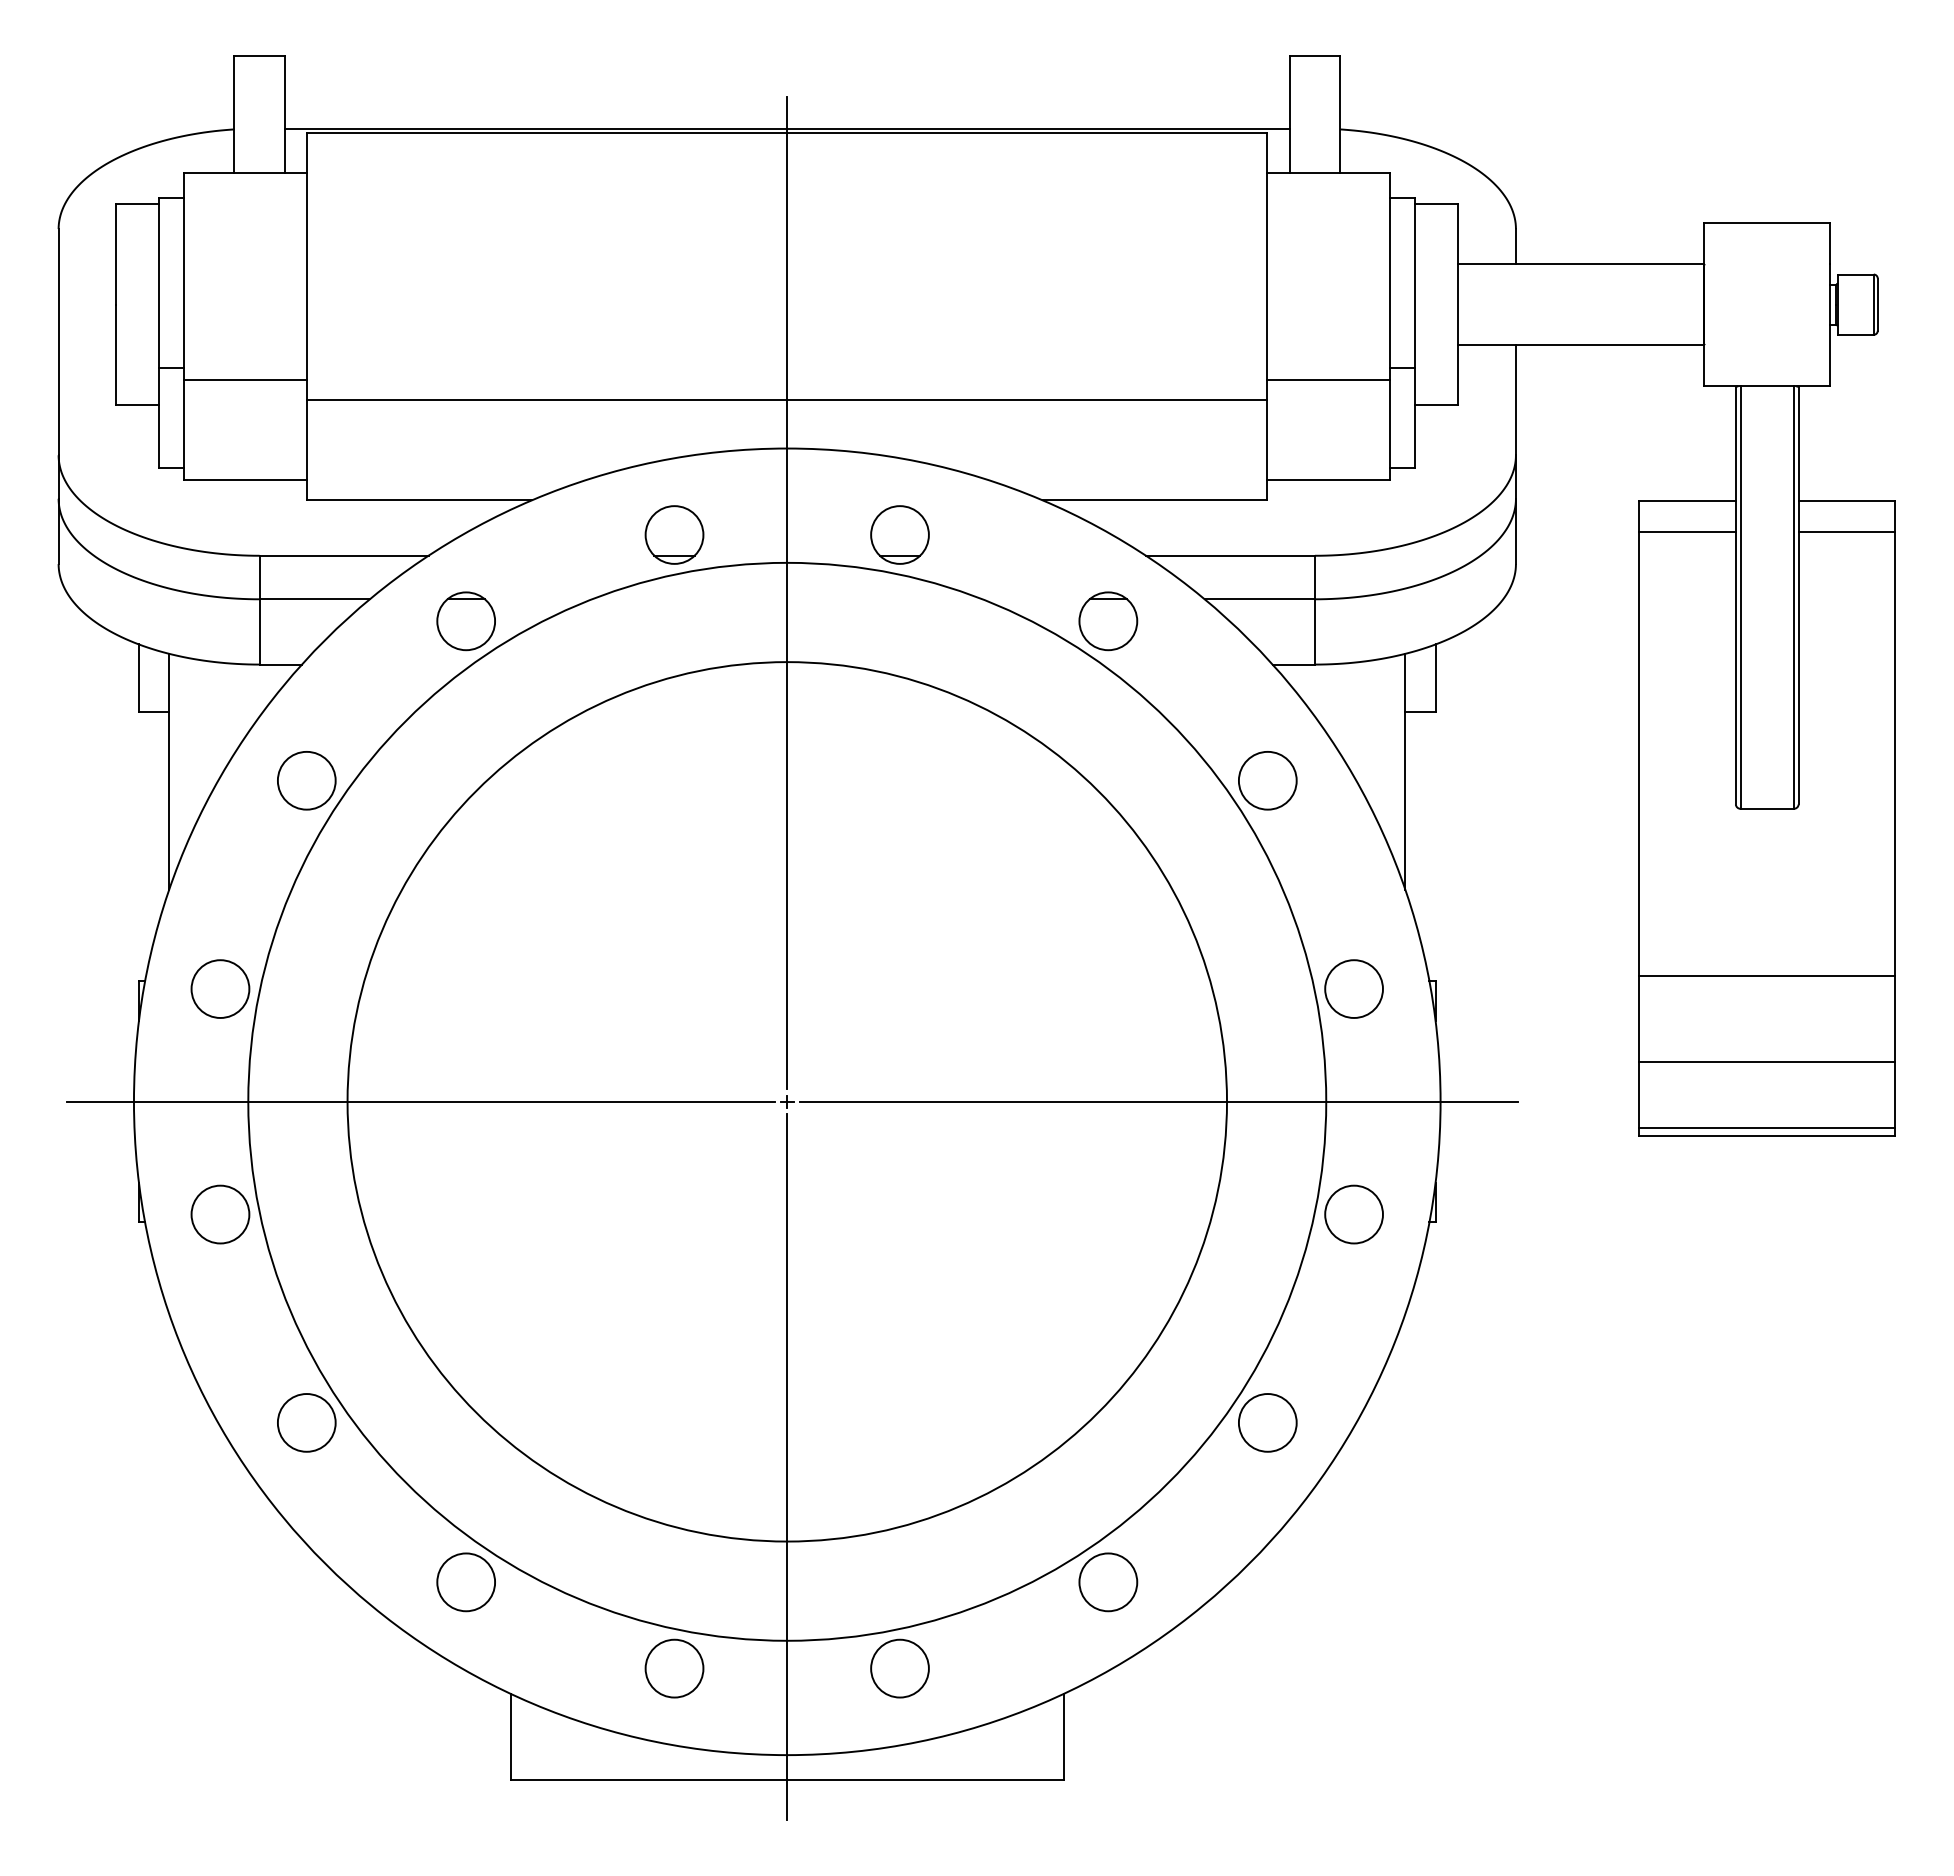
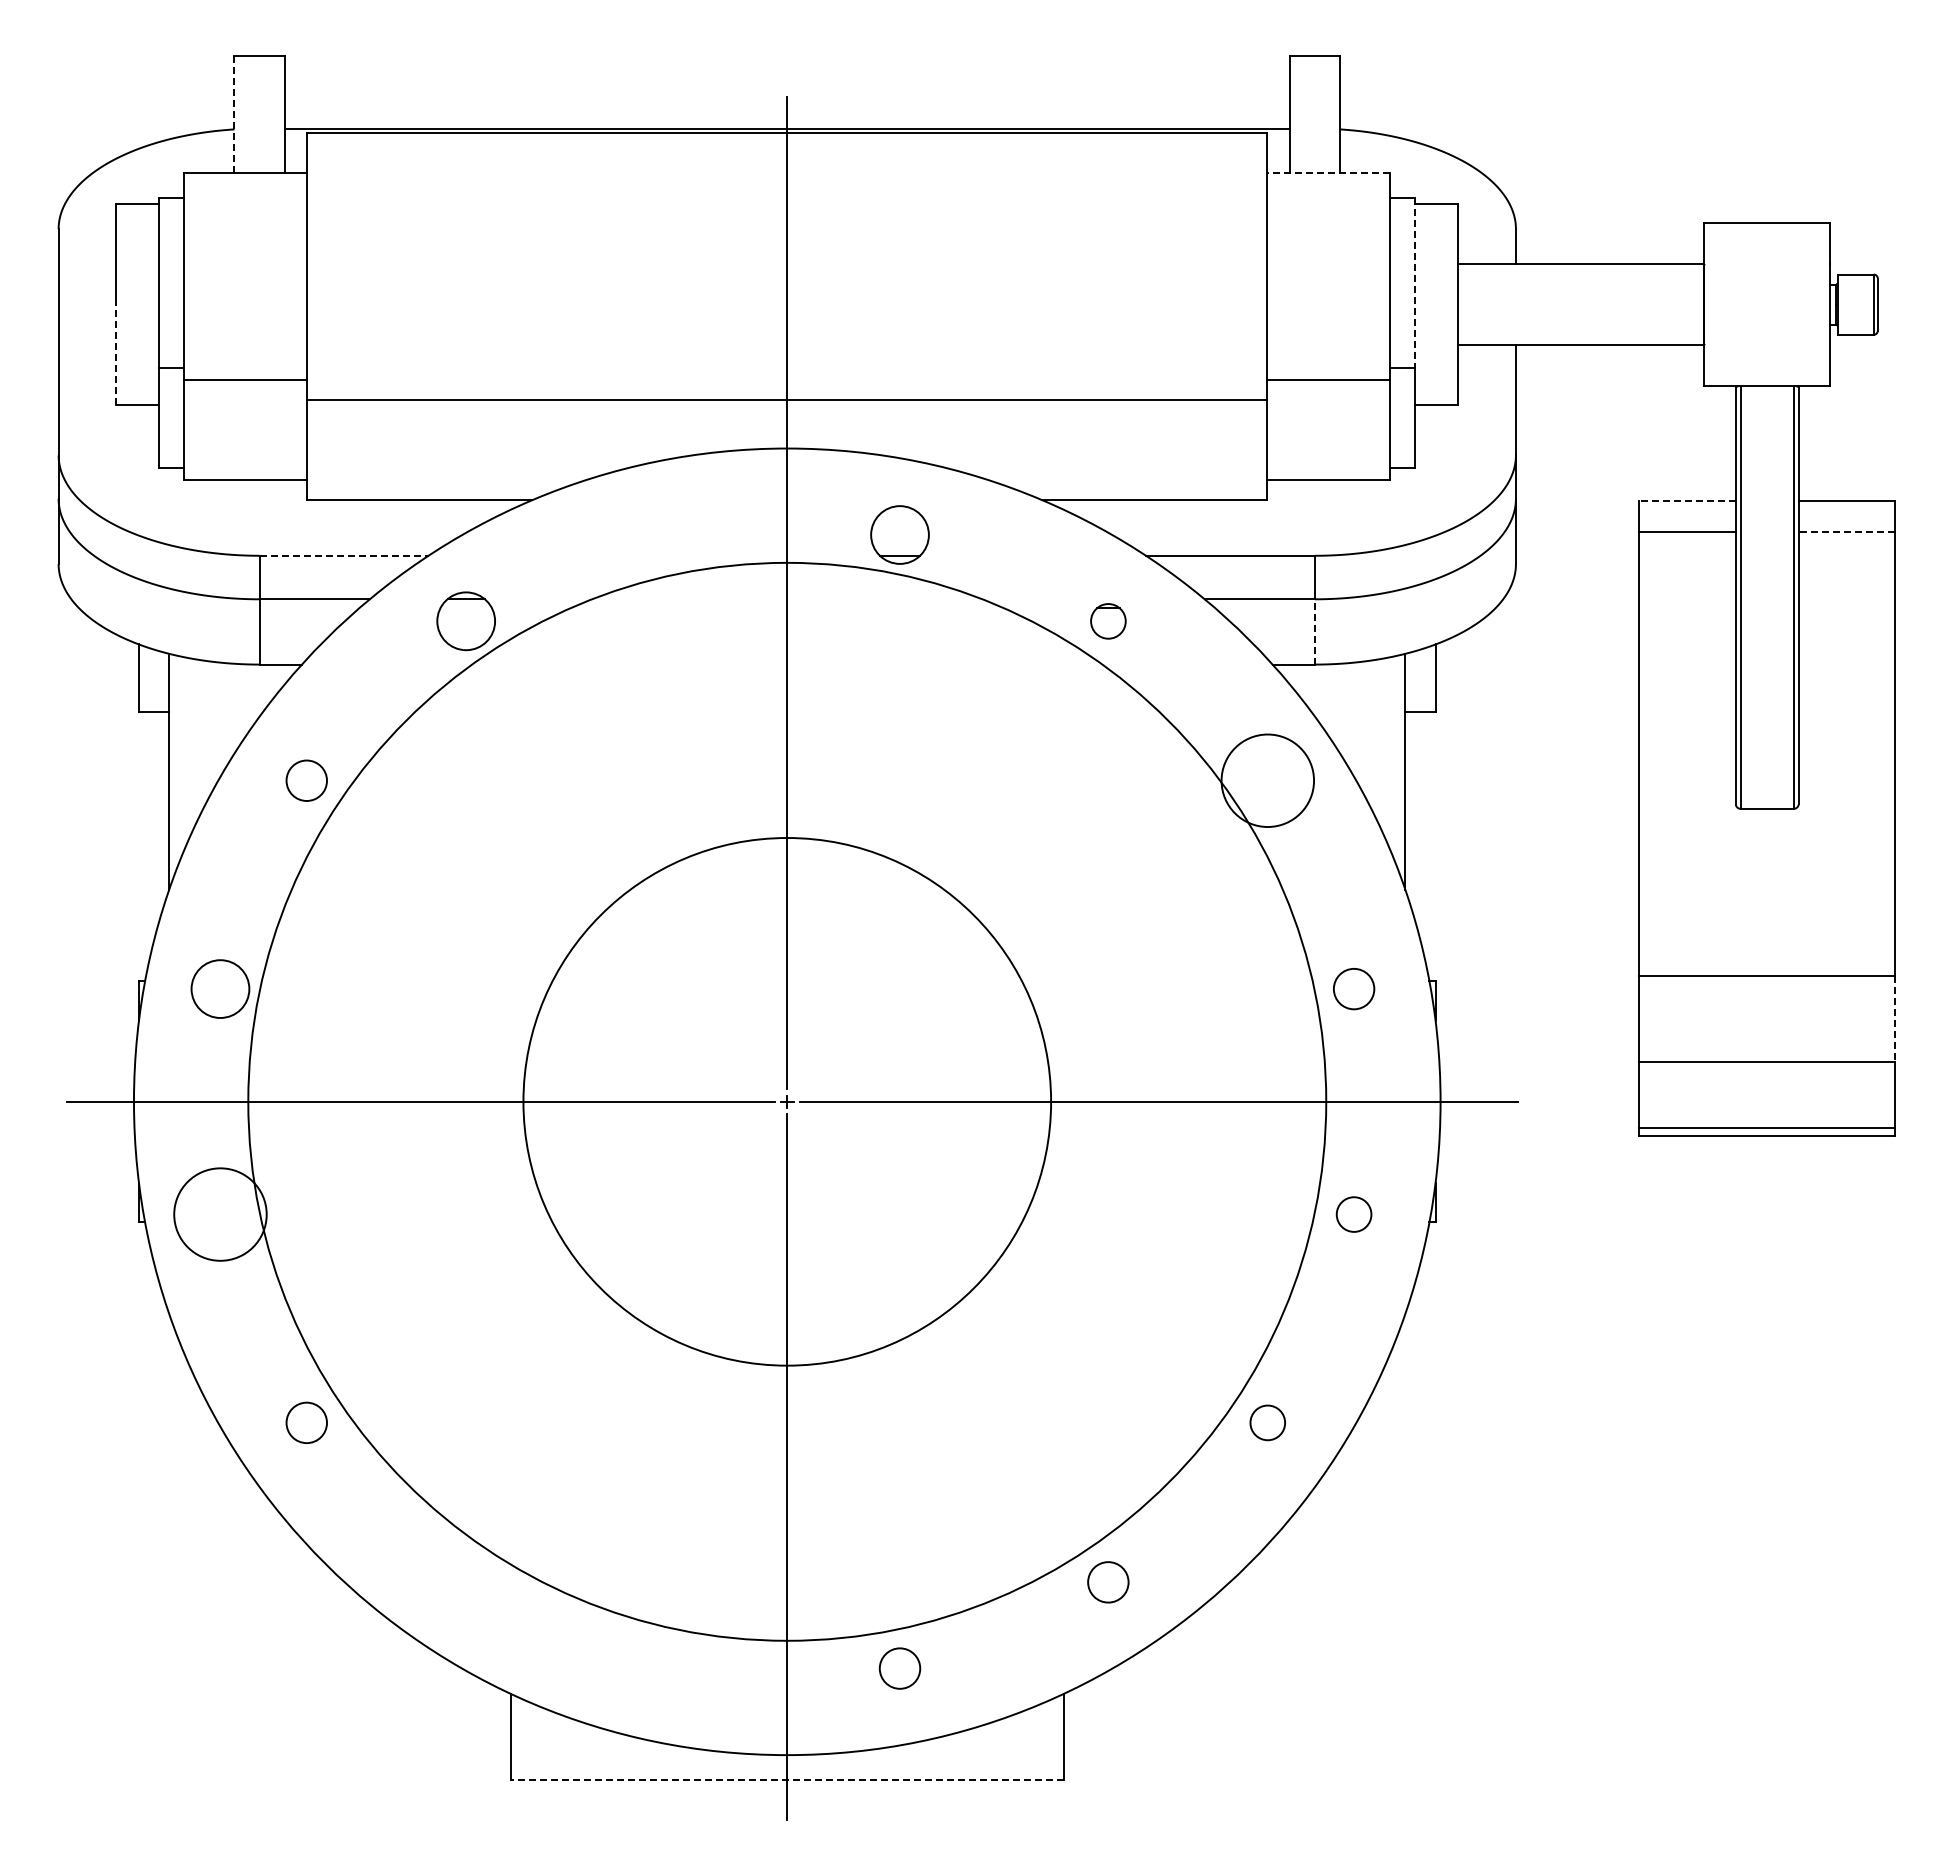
line: solid -> dashed (234, 115)
line: solid -> dashed (1328, 173)
line: solid -> dashed (1415, 282)
line: solid -> dashed (116, 354)
line: solid -> dashed (1686, 501)
line: solid -> dashed (1846, 532)
part: present -> none (674, 534)
line: solid -> dashed (344, 555)
part size: 61x61 px -> 37x37 px (1108, 621)
line: solid -> dashed (1314, 631)
circle diameter: 58 px -> 40 px (306, 780)
circle diameter: 58 px -> 92 px (1267, 780)
circle diameter: 58 px -> 40 px (1353, 988)
line: solid -> dashed (1895, 1019)
circle diameter: 879 px -> 528 px (787, 1101)
circle diameter: 58 px -> 92 px (220, 1214)
circle diameter: 58 px -> 35 px (1353, 1214)
circle diameter: 58 px -> 40 px (306, 1422)
circle diameter: 58 px -> 35 px (1267, 1422)
circle: present -> none (465, 1582)
circle diameter: 58 px -> 40 px (1108, 1582)
circle: present -> none (674, 1668)
circle size: 60x61 px -> 44x43 px (899, 1668)
line: solid -> dashed (786, 1780)
